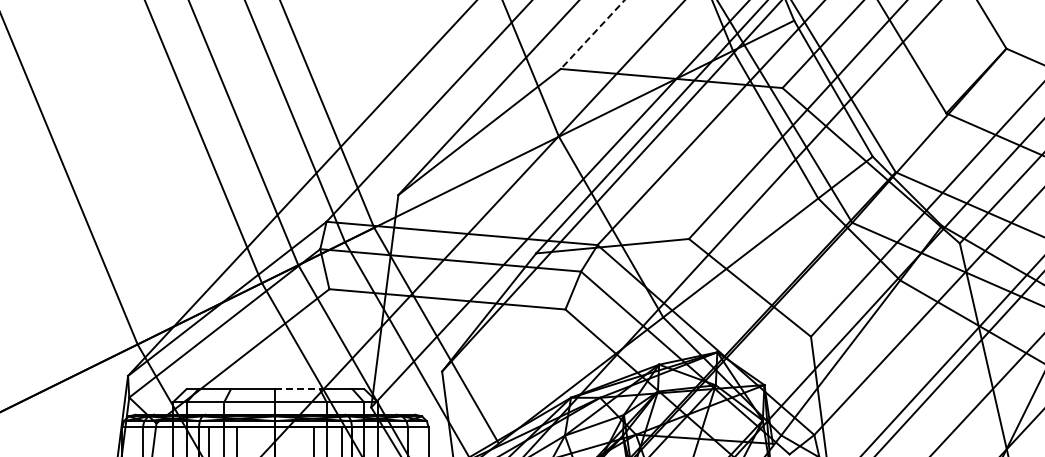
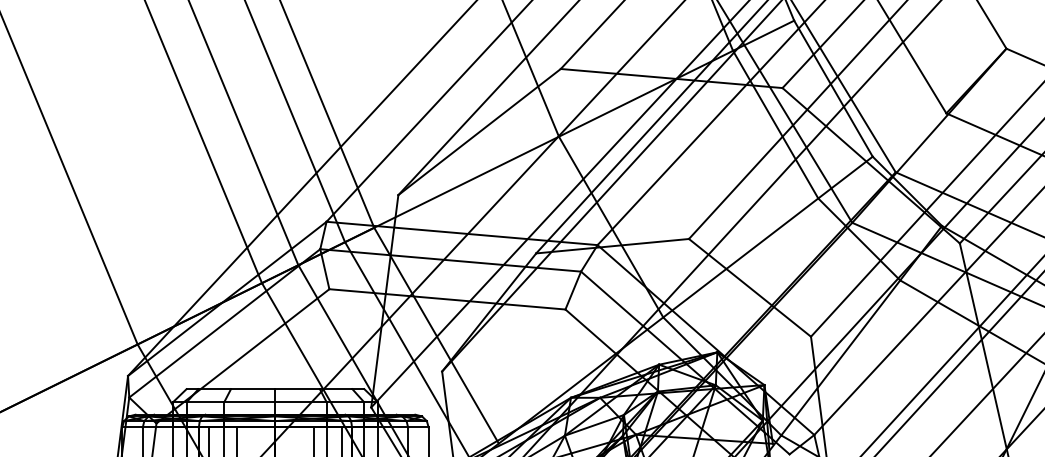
line: dashed -> solid (592, 34)
line: dashed -> solid (298, 389)
